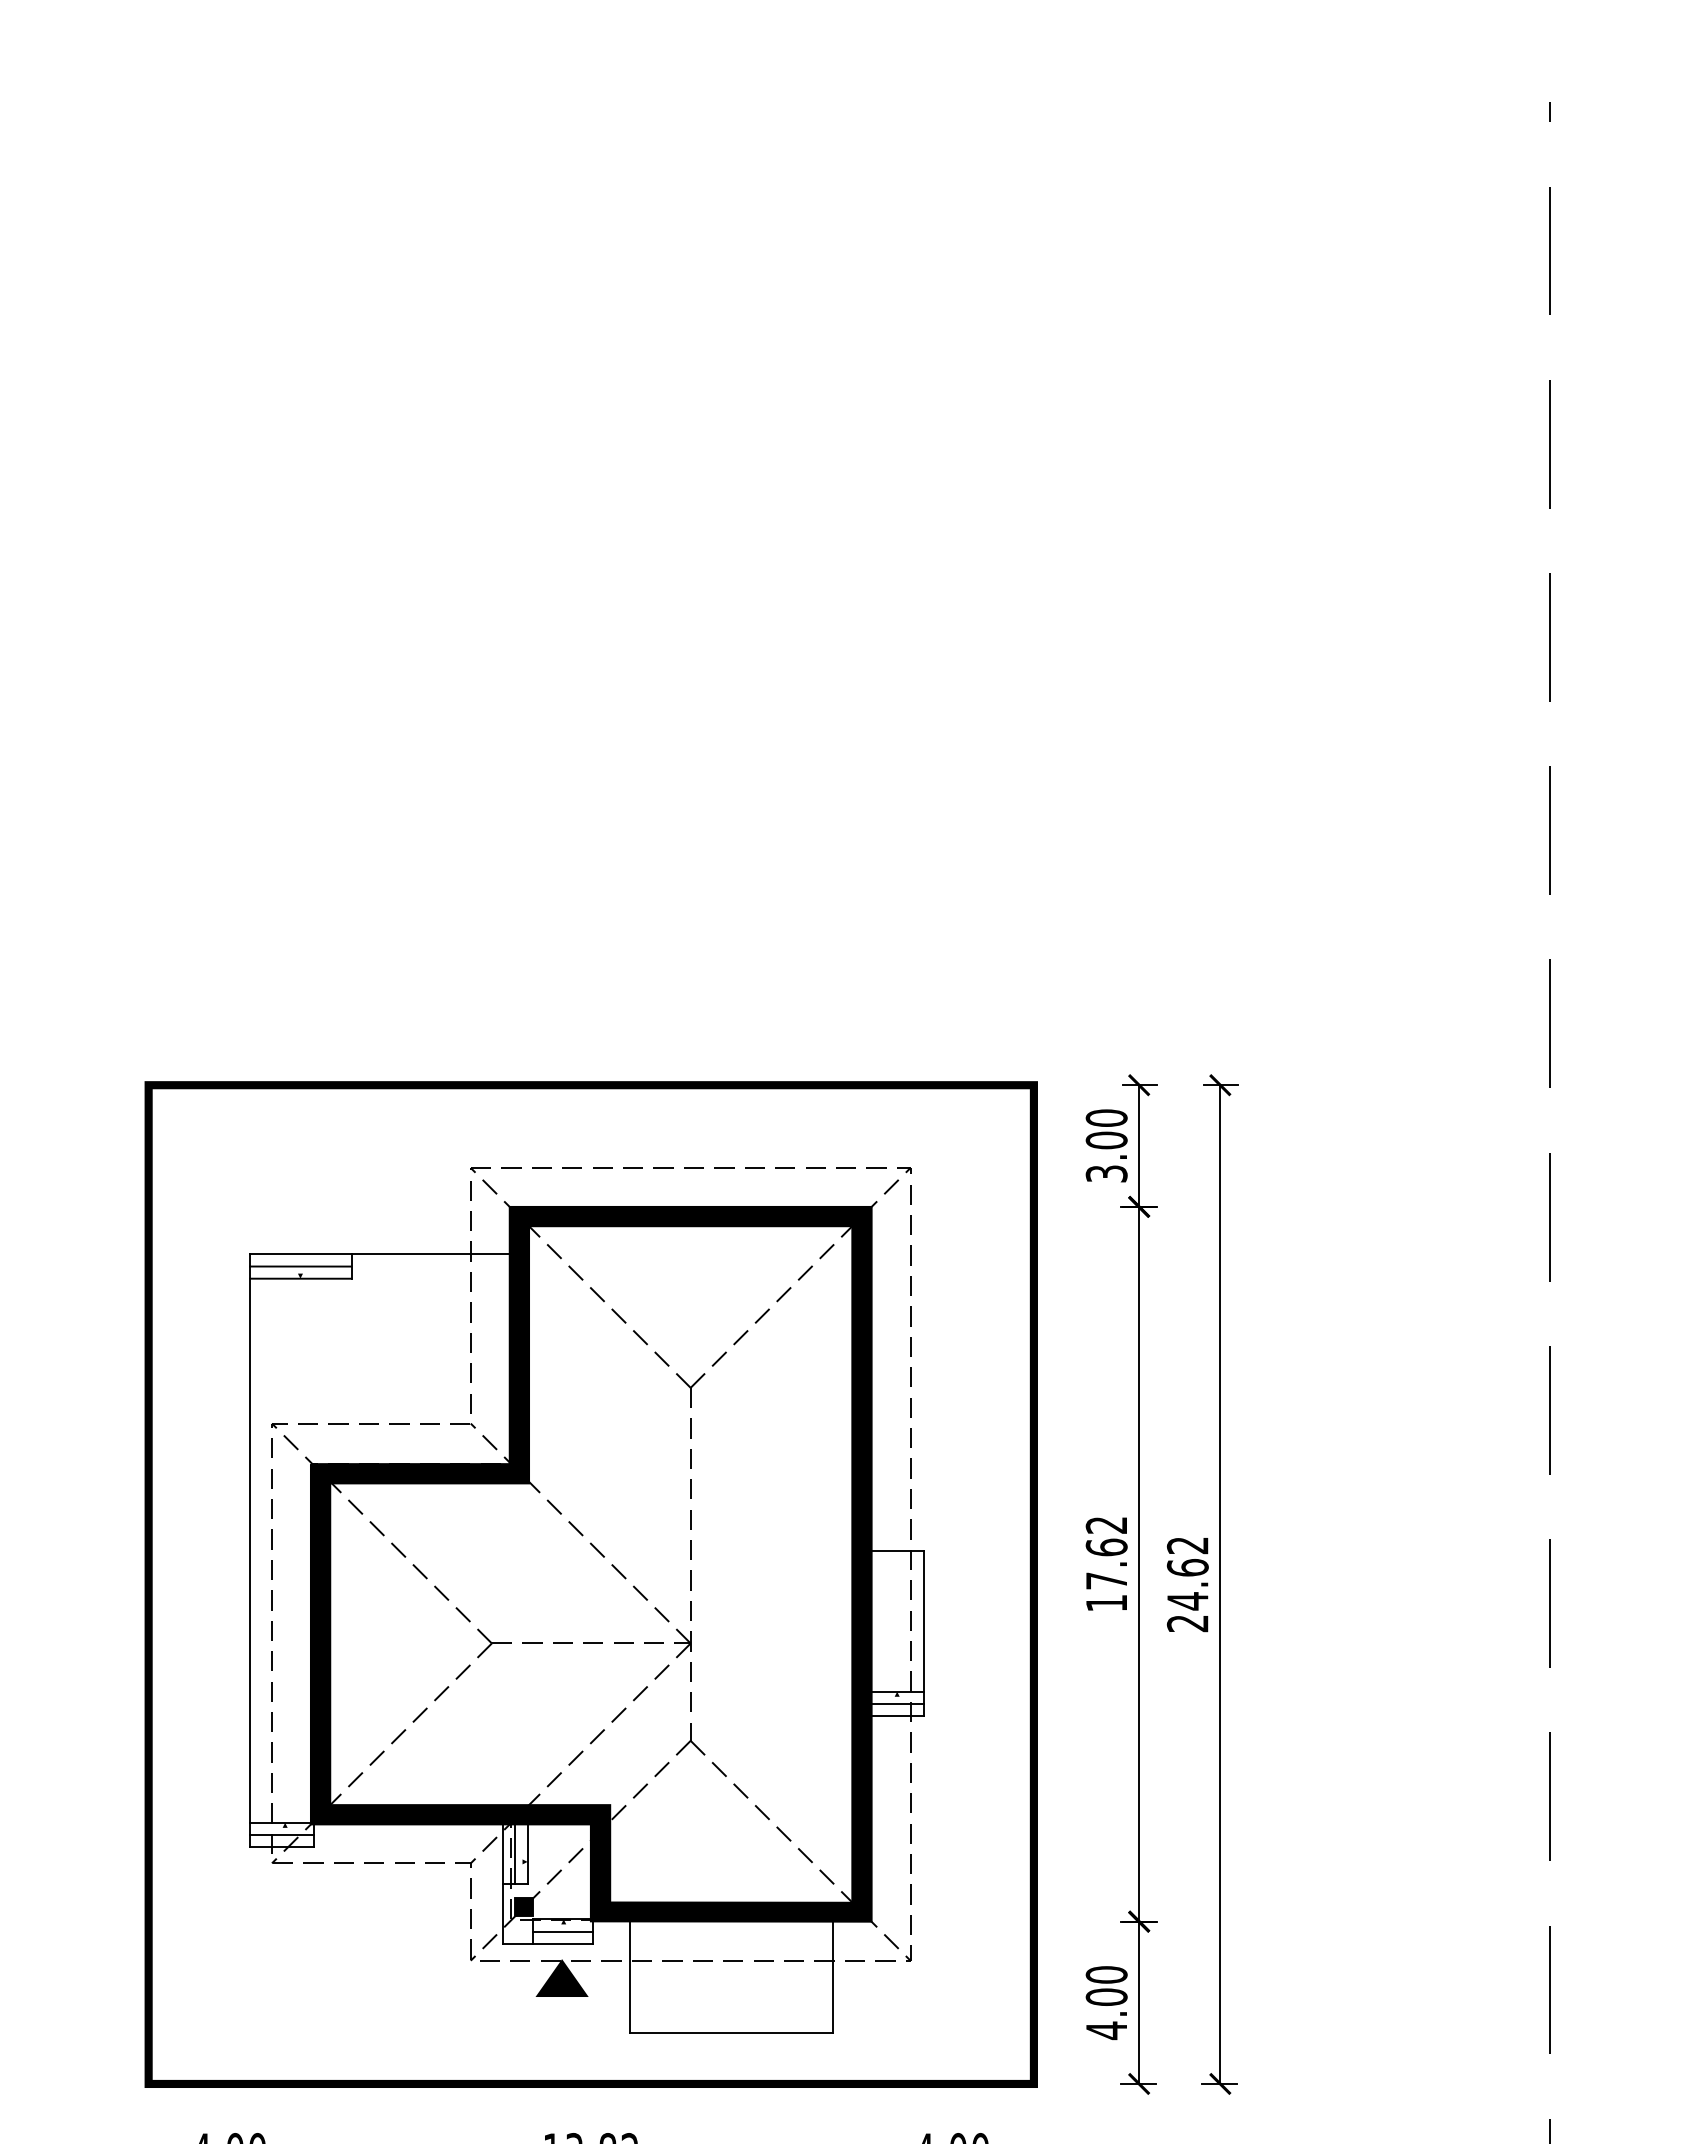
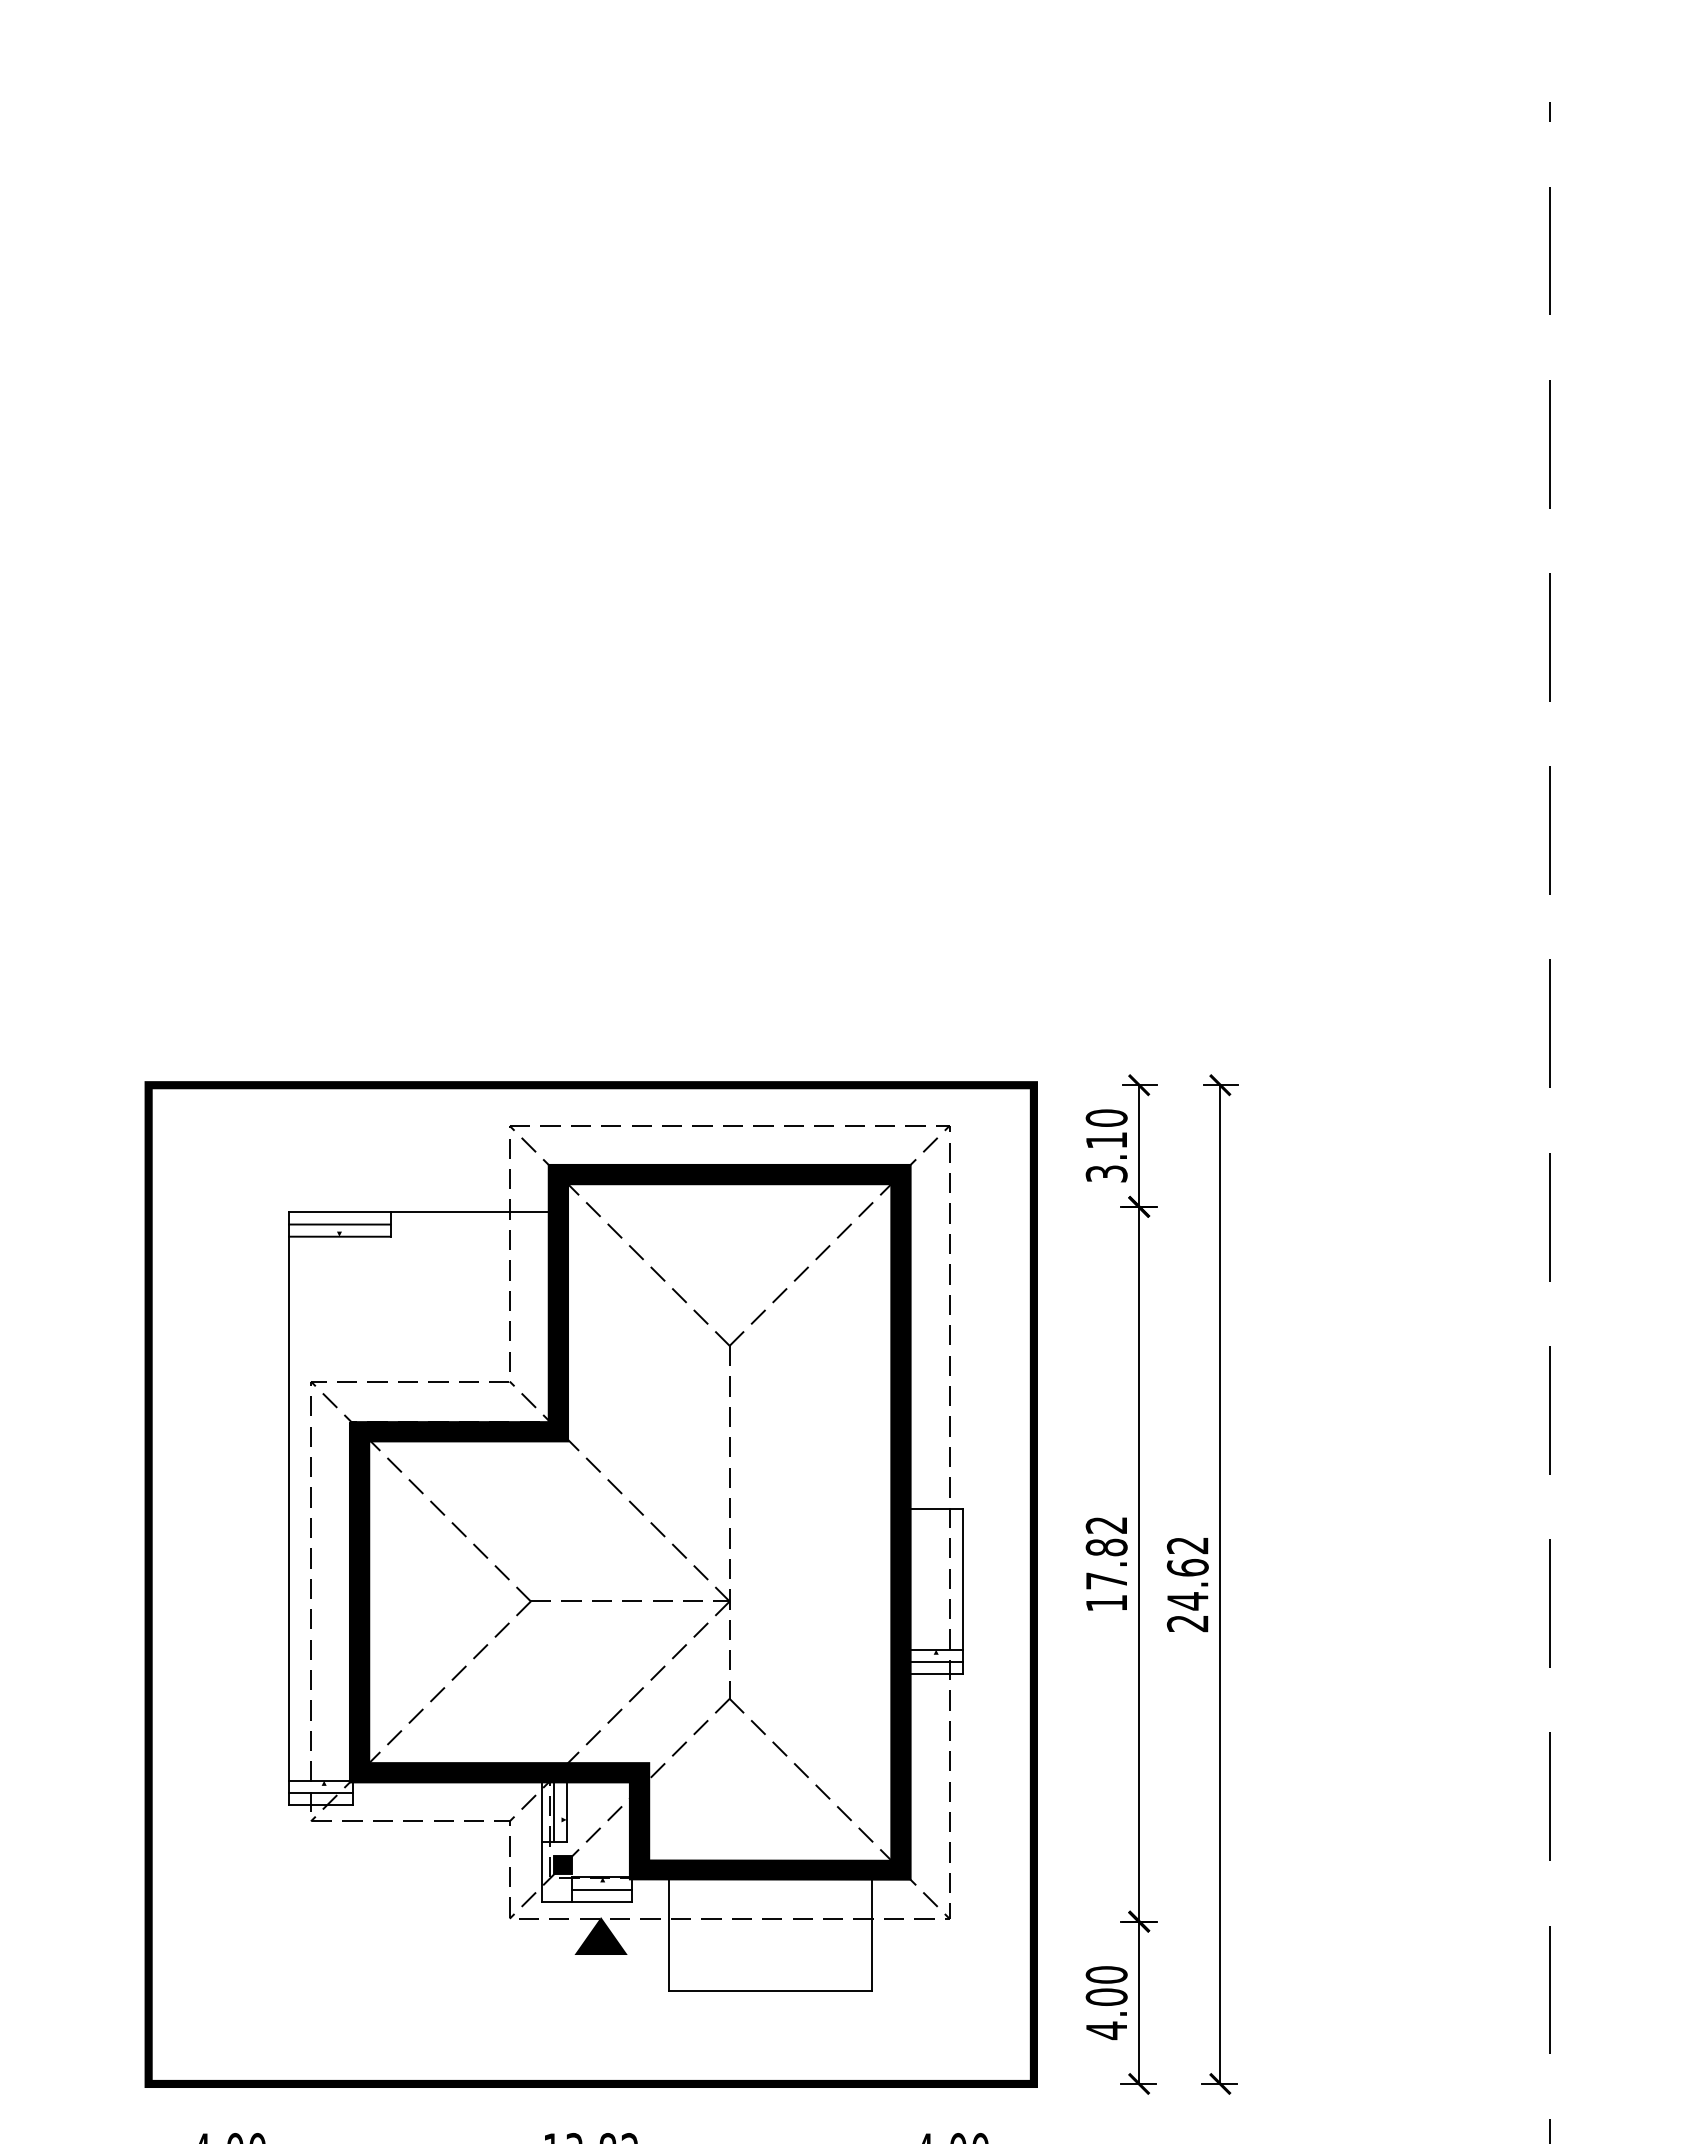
text: 3.00 -> 3.10 (1106, 1140)
text: 17.62 -> 17.82 (1106, 1547)
part position: (586, 1600) -> (625, 1558) (625, 1558)
